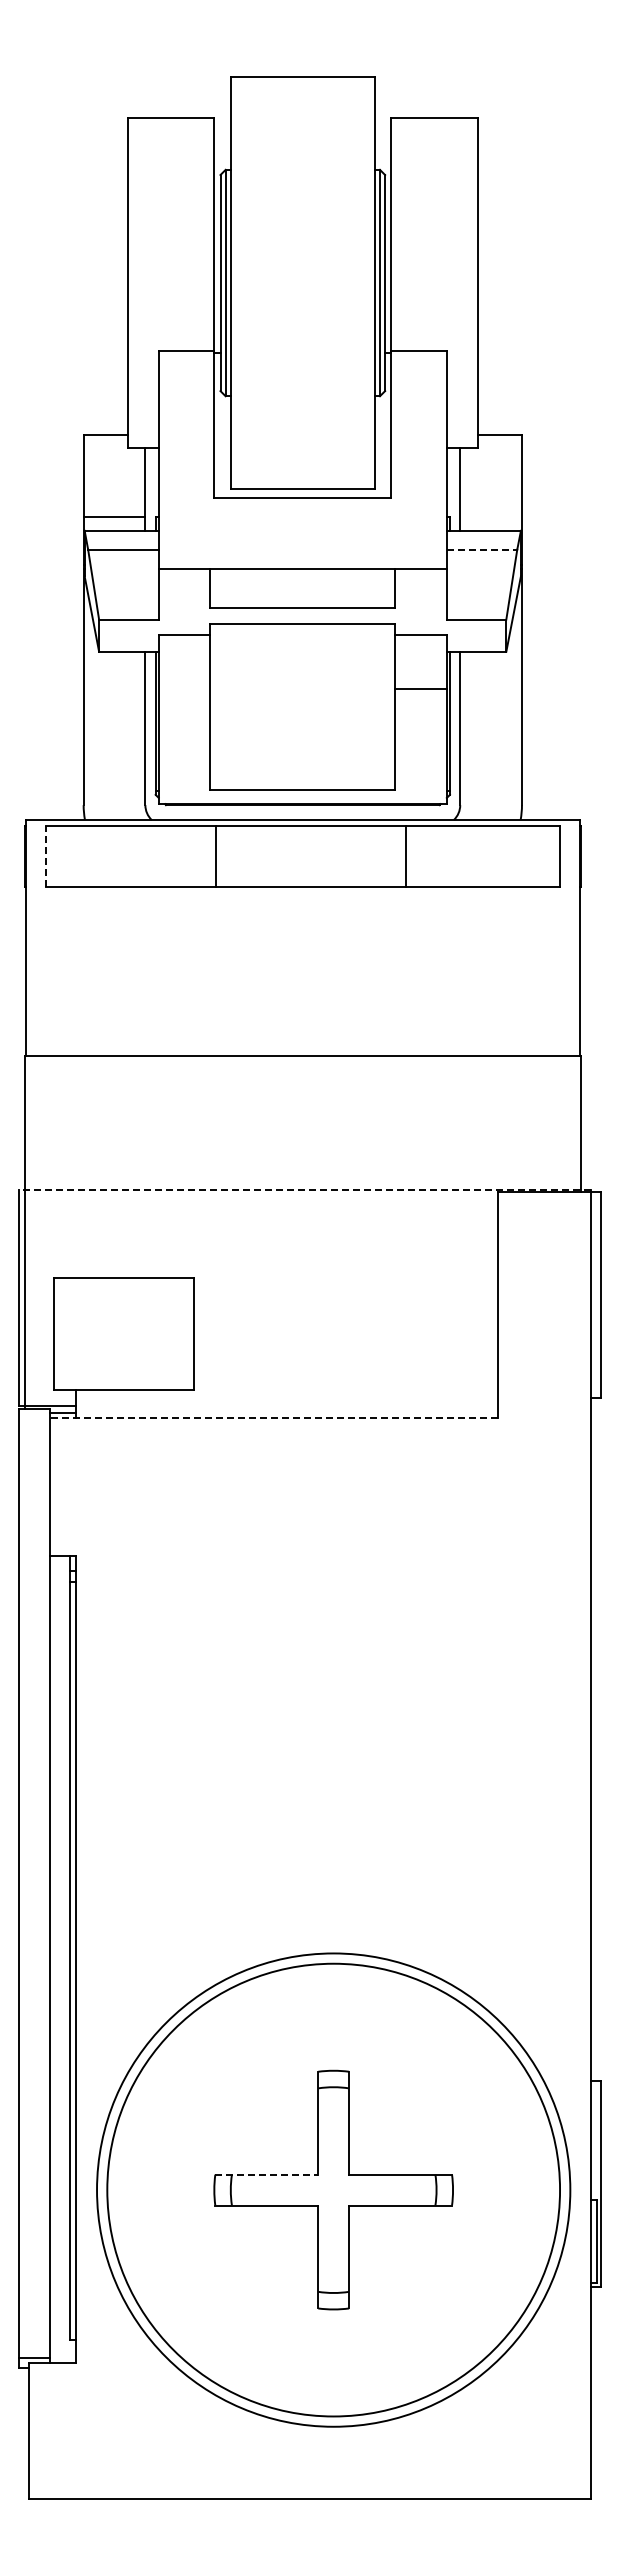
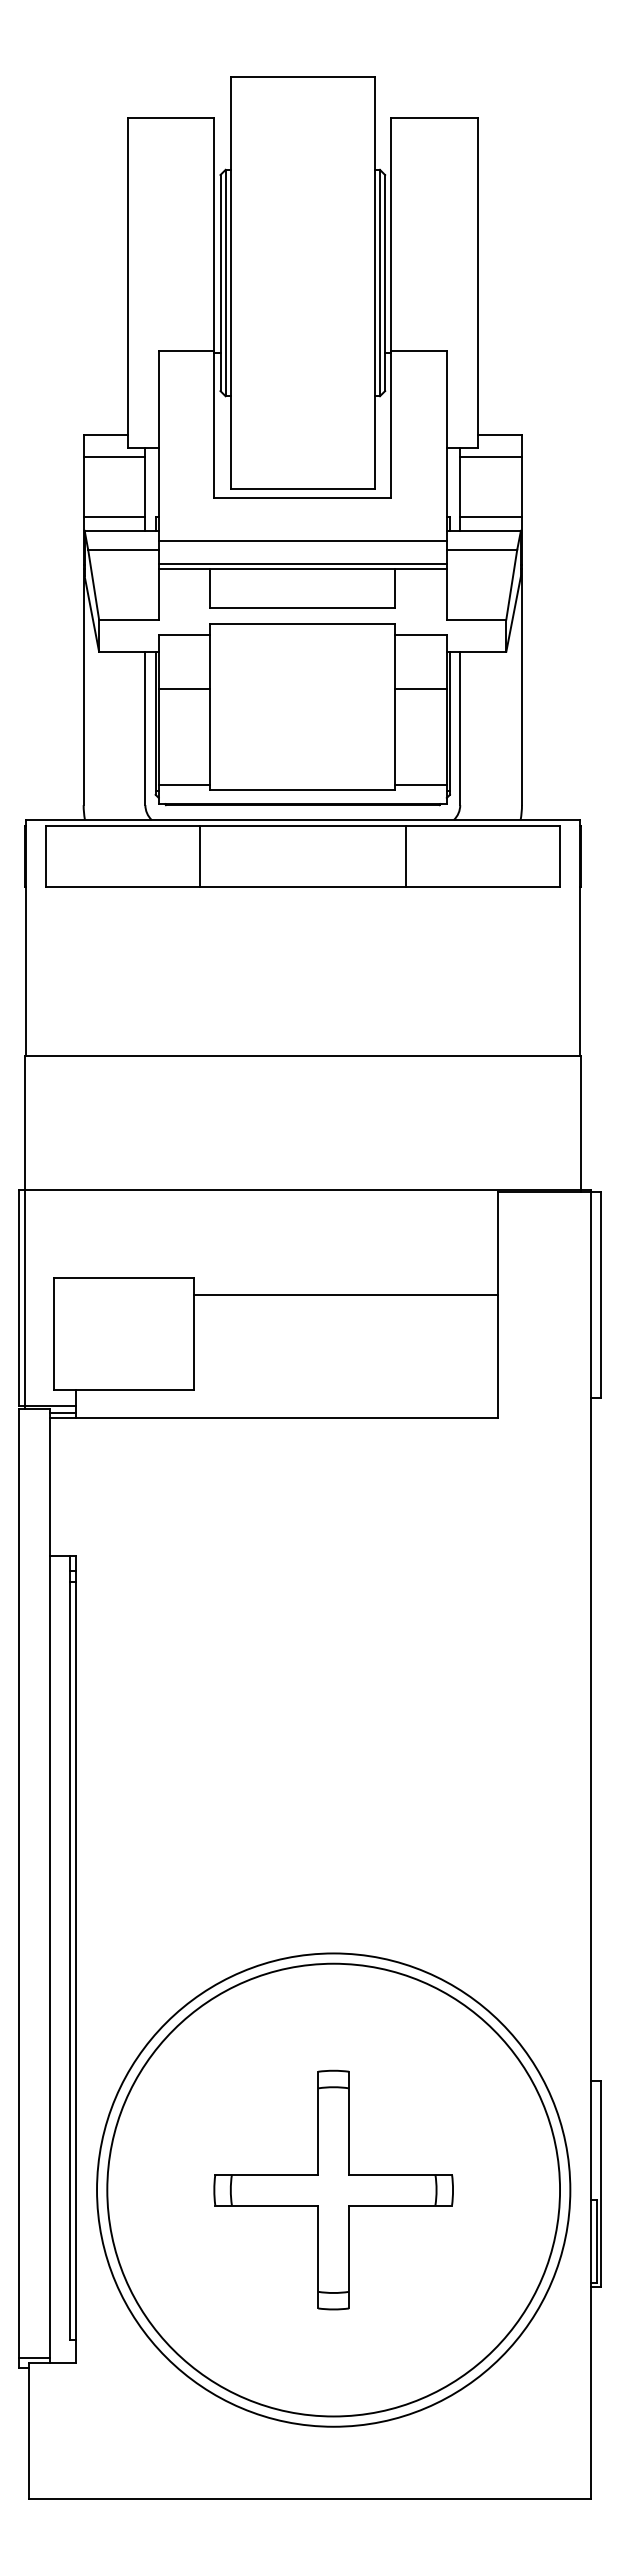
line: none -> present (114, 457)
line: none -> present (490, 457)
line: none -> present (490, 516)
line: none -> present (302, 541)
line: dashed -> solid (482, 549)
line: none -> present (302, 563)
line: none -> present (184, 689)
line: none -> present (184, 784)
line: none -> present (420, 784)
line: dashed -> solid (45, 856)
line position: (215, 856) -> (199, 856) (199, 856)
line: dashed -> solid (304, 1189)
line: none -> present (345, 1294)
line: dashed -> solid (273, 1418)
line: dashed -> solid (266, 2174)
